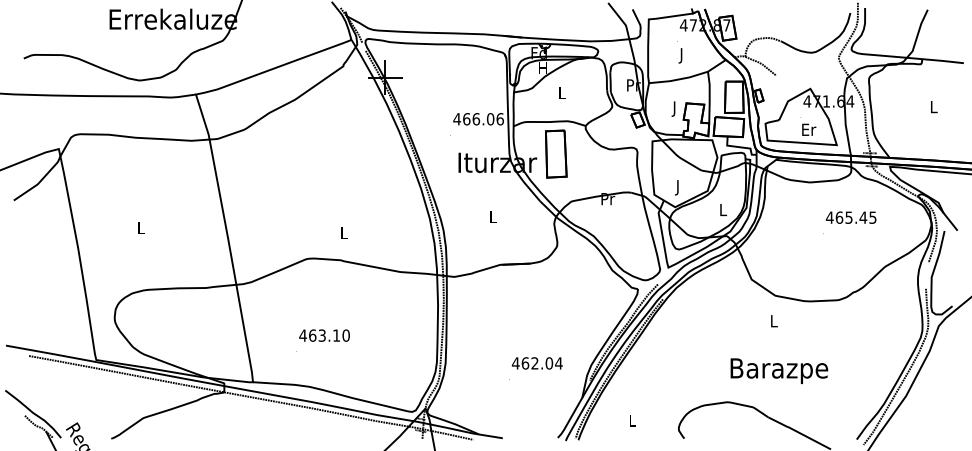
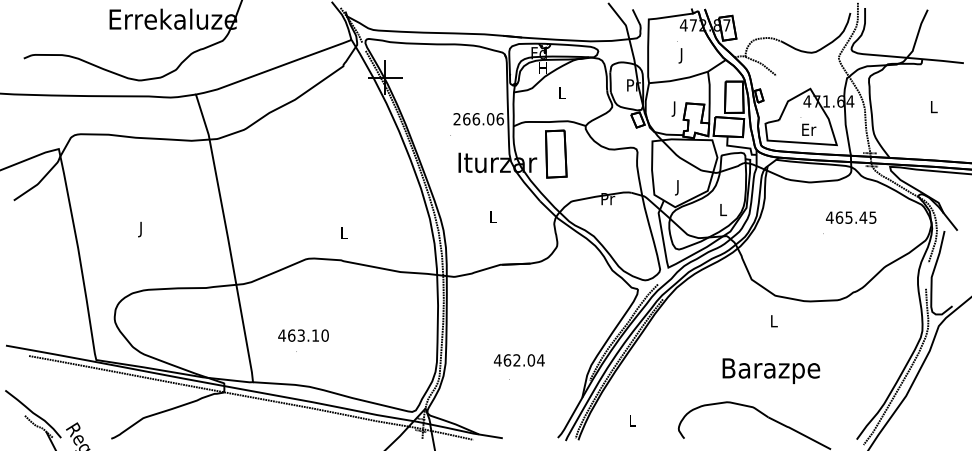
text: 466.06 -> 266.06 (457, 119)
text: L -> J (141, 229)
text position: (324, 335) -> (303, 335) (303, 335)
text position: (536, 363) -> (518, 360) (518, 360)
text position: (779, 370) -> (771, 370) (771, 370)
